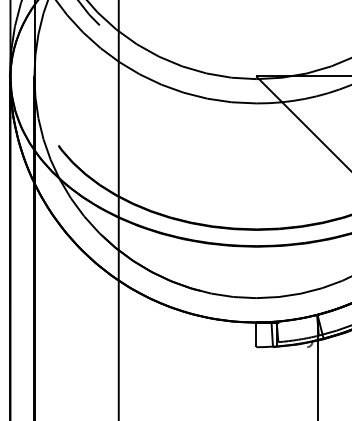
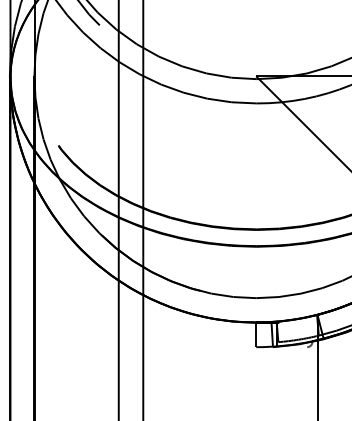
line: none -> present (143, 209)
